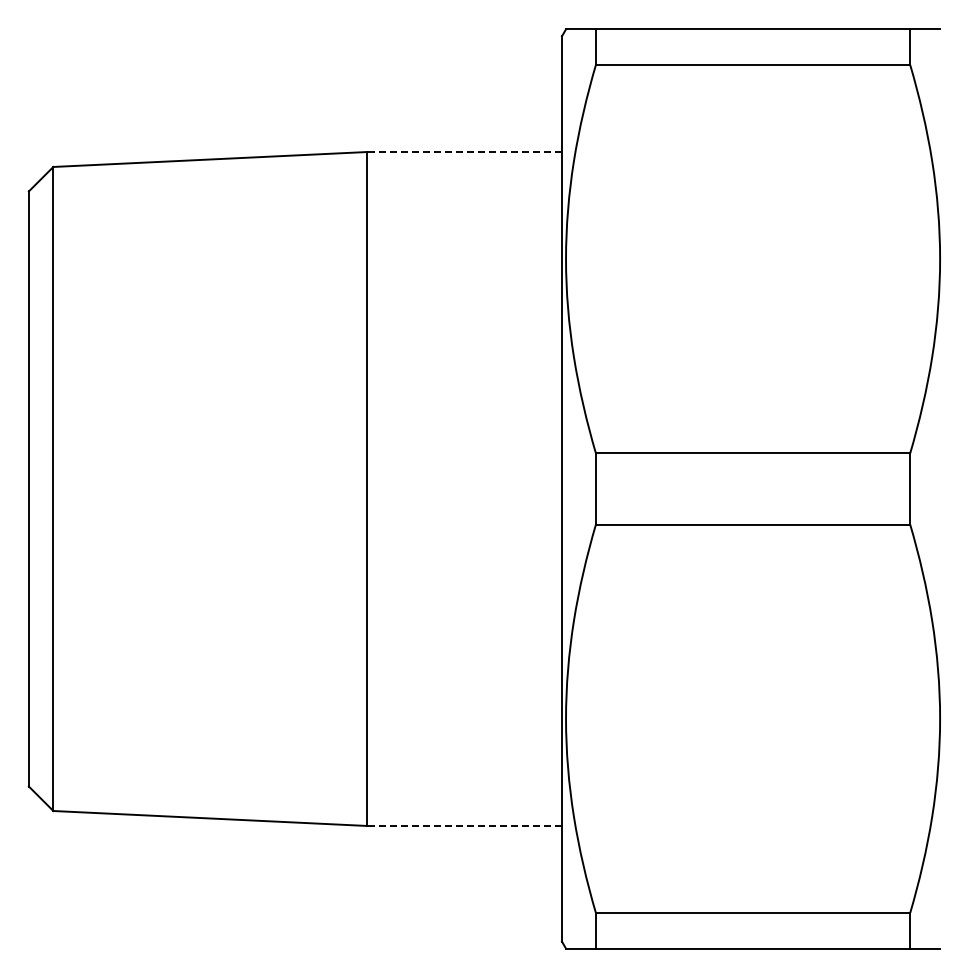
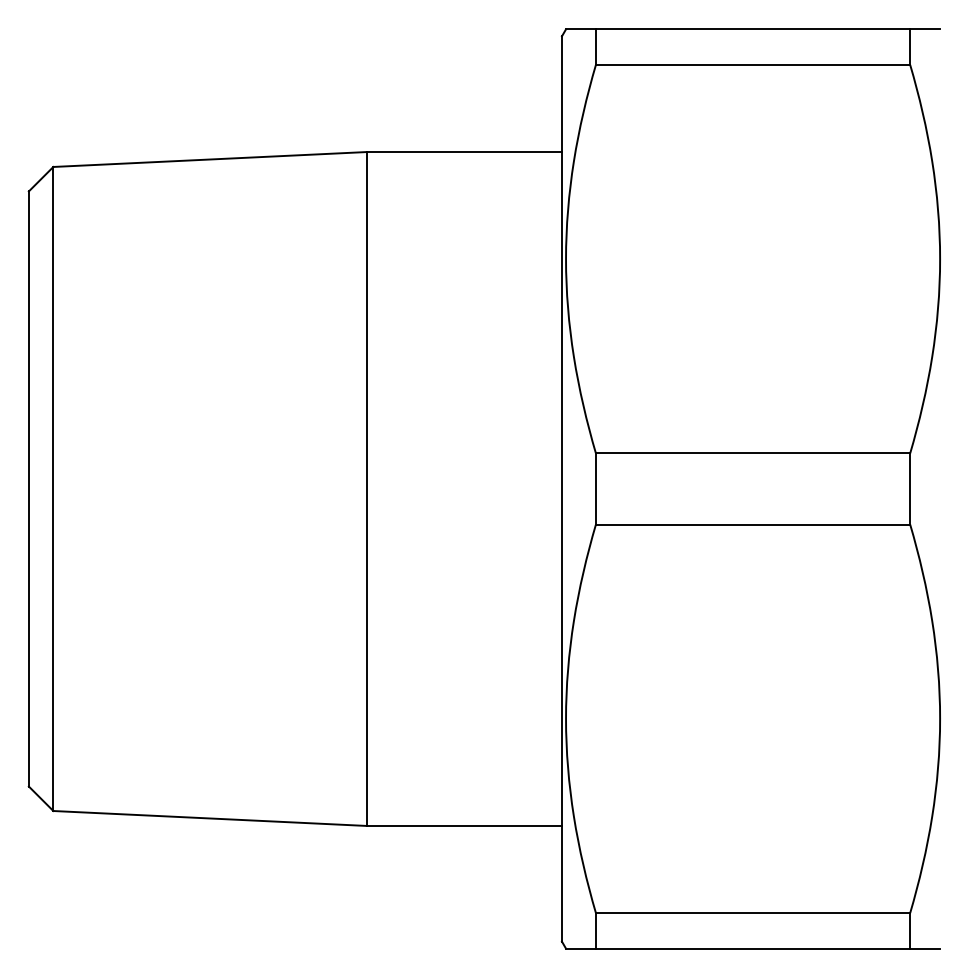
line: dashed -> solid (464, 152)
line: dashed -> solid (464, 825)
